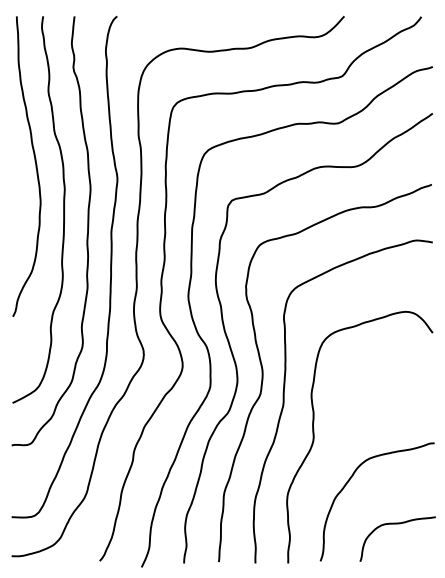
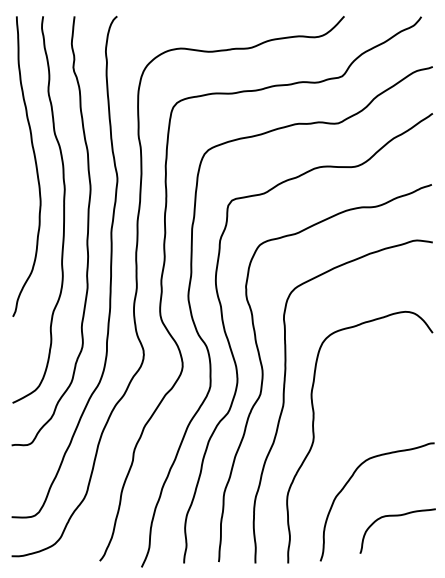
curve position: (397, 524) -> (397, 516) (397, 516)
